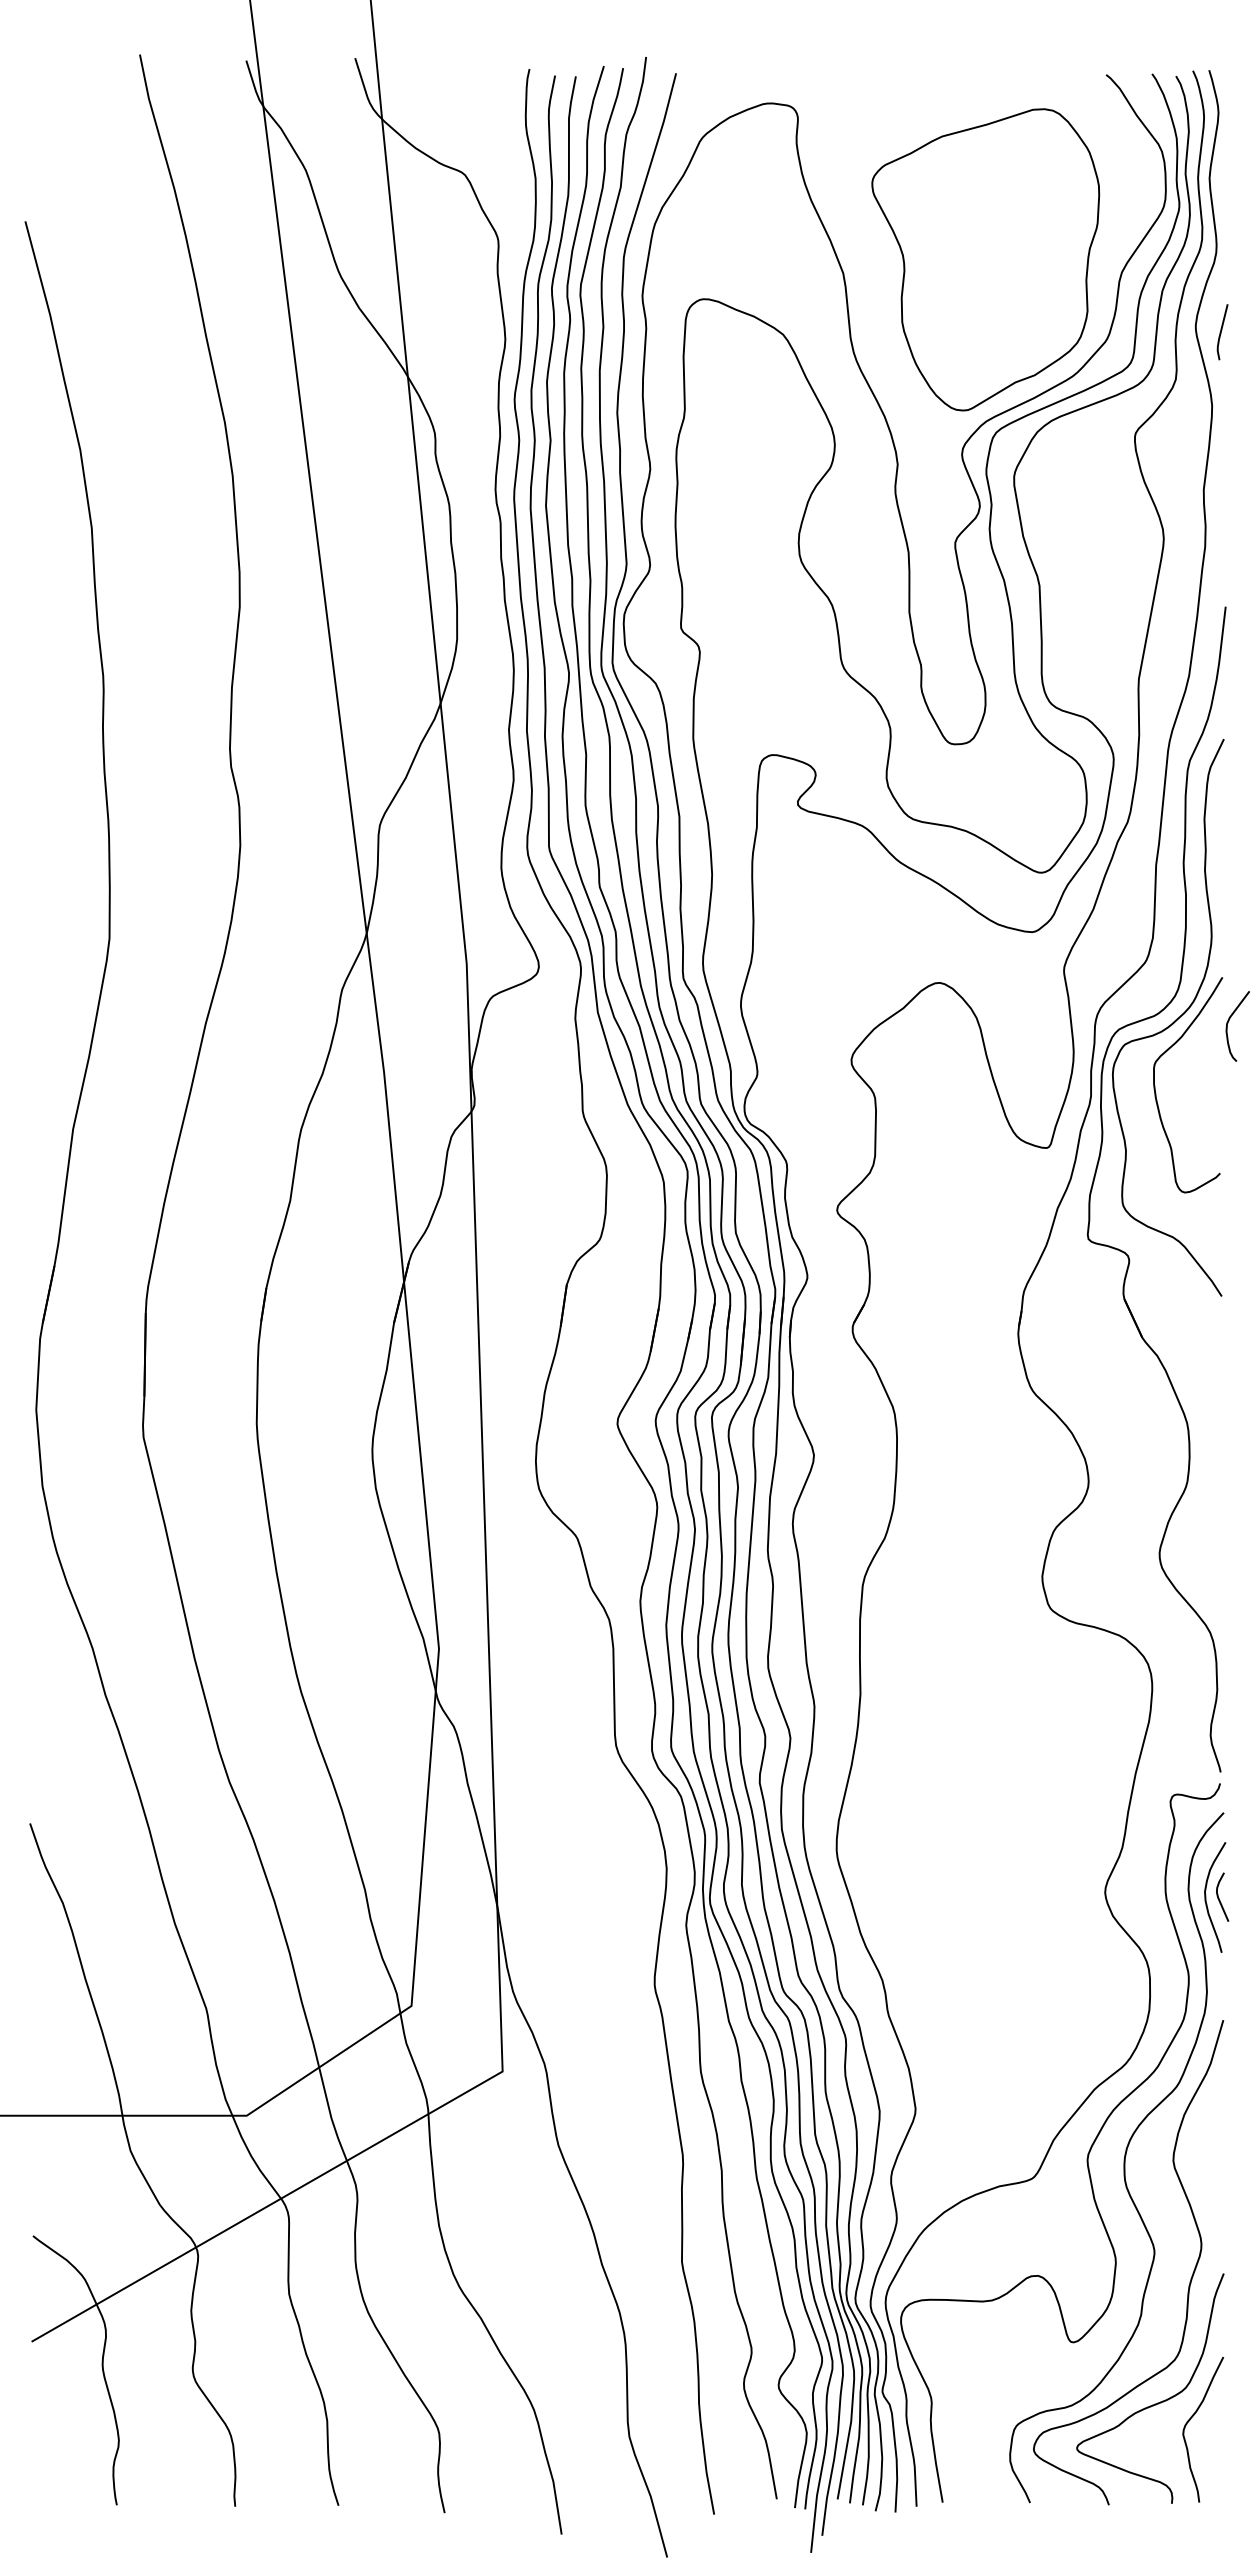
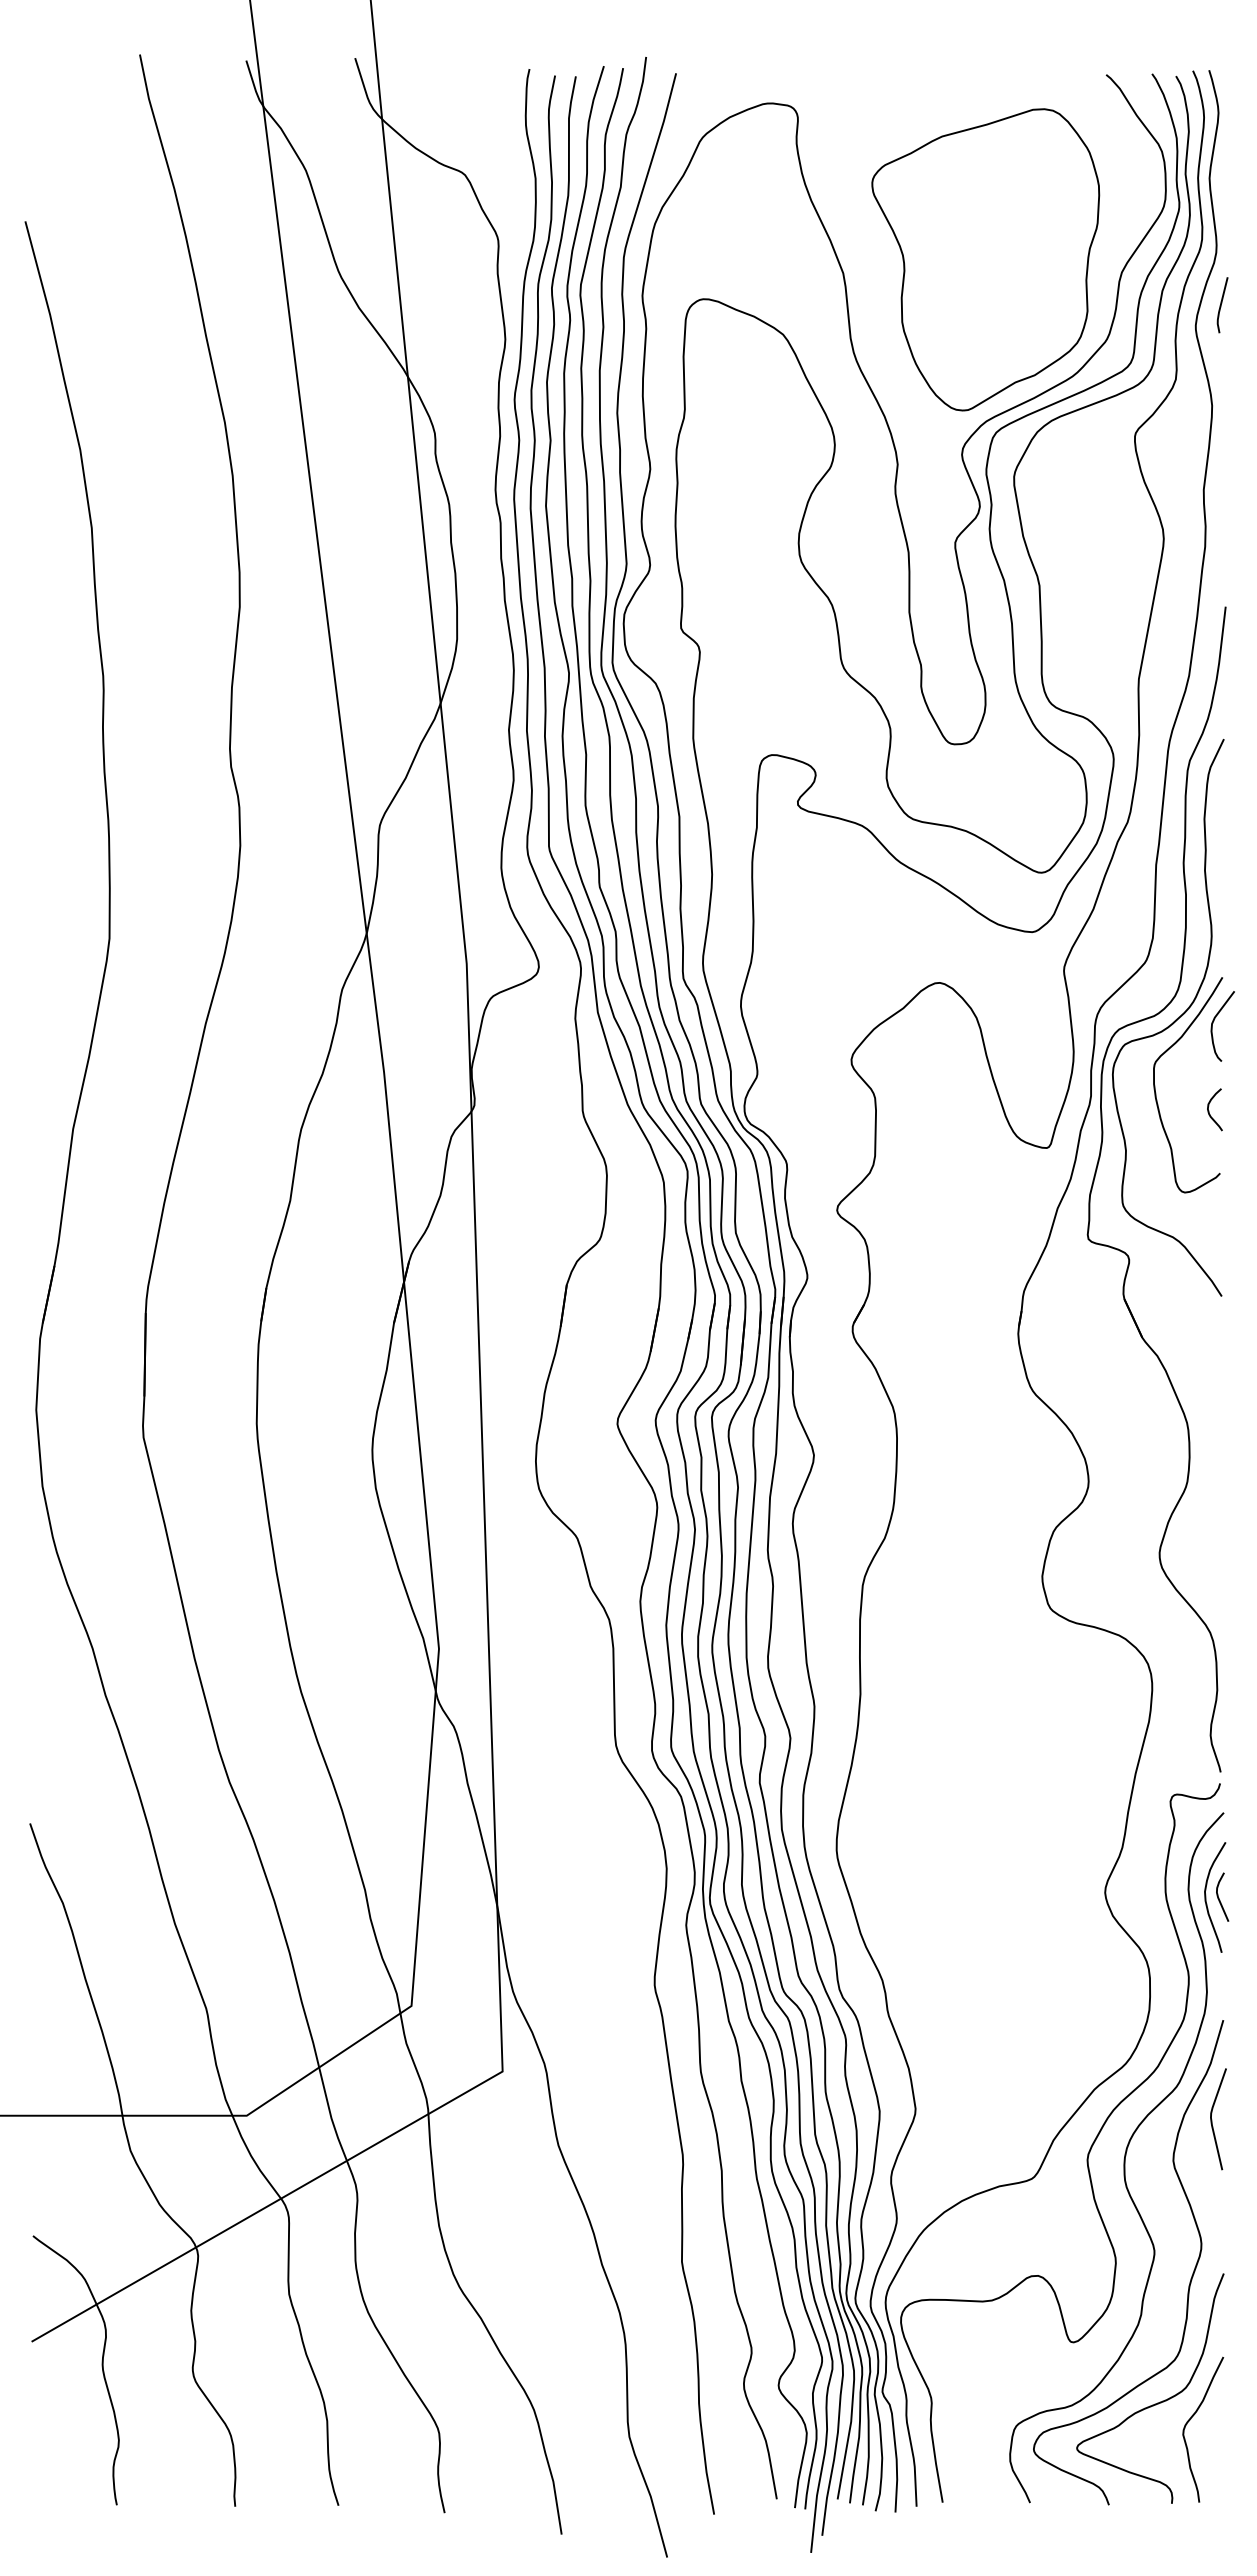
line position: (1221, 332) -> (1221, 305) (1221, 305)
curve position: (1229, 1021) -> (1214, 1021) (1214, 1021)
curve: none -> present (1209, 1110)
curve: none -> present (1212, 2119)
